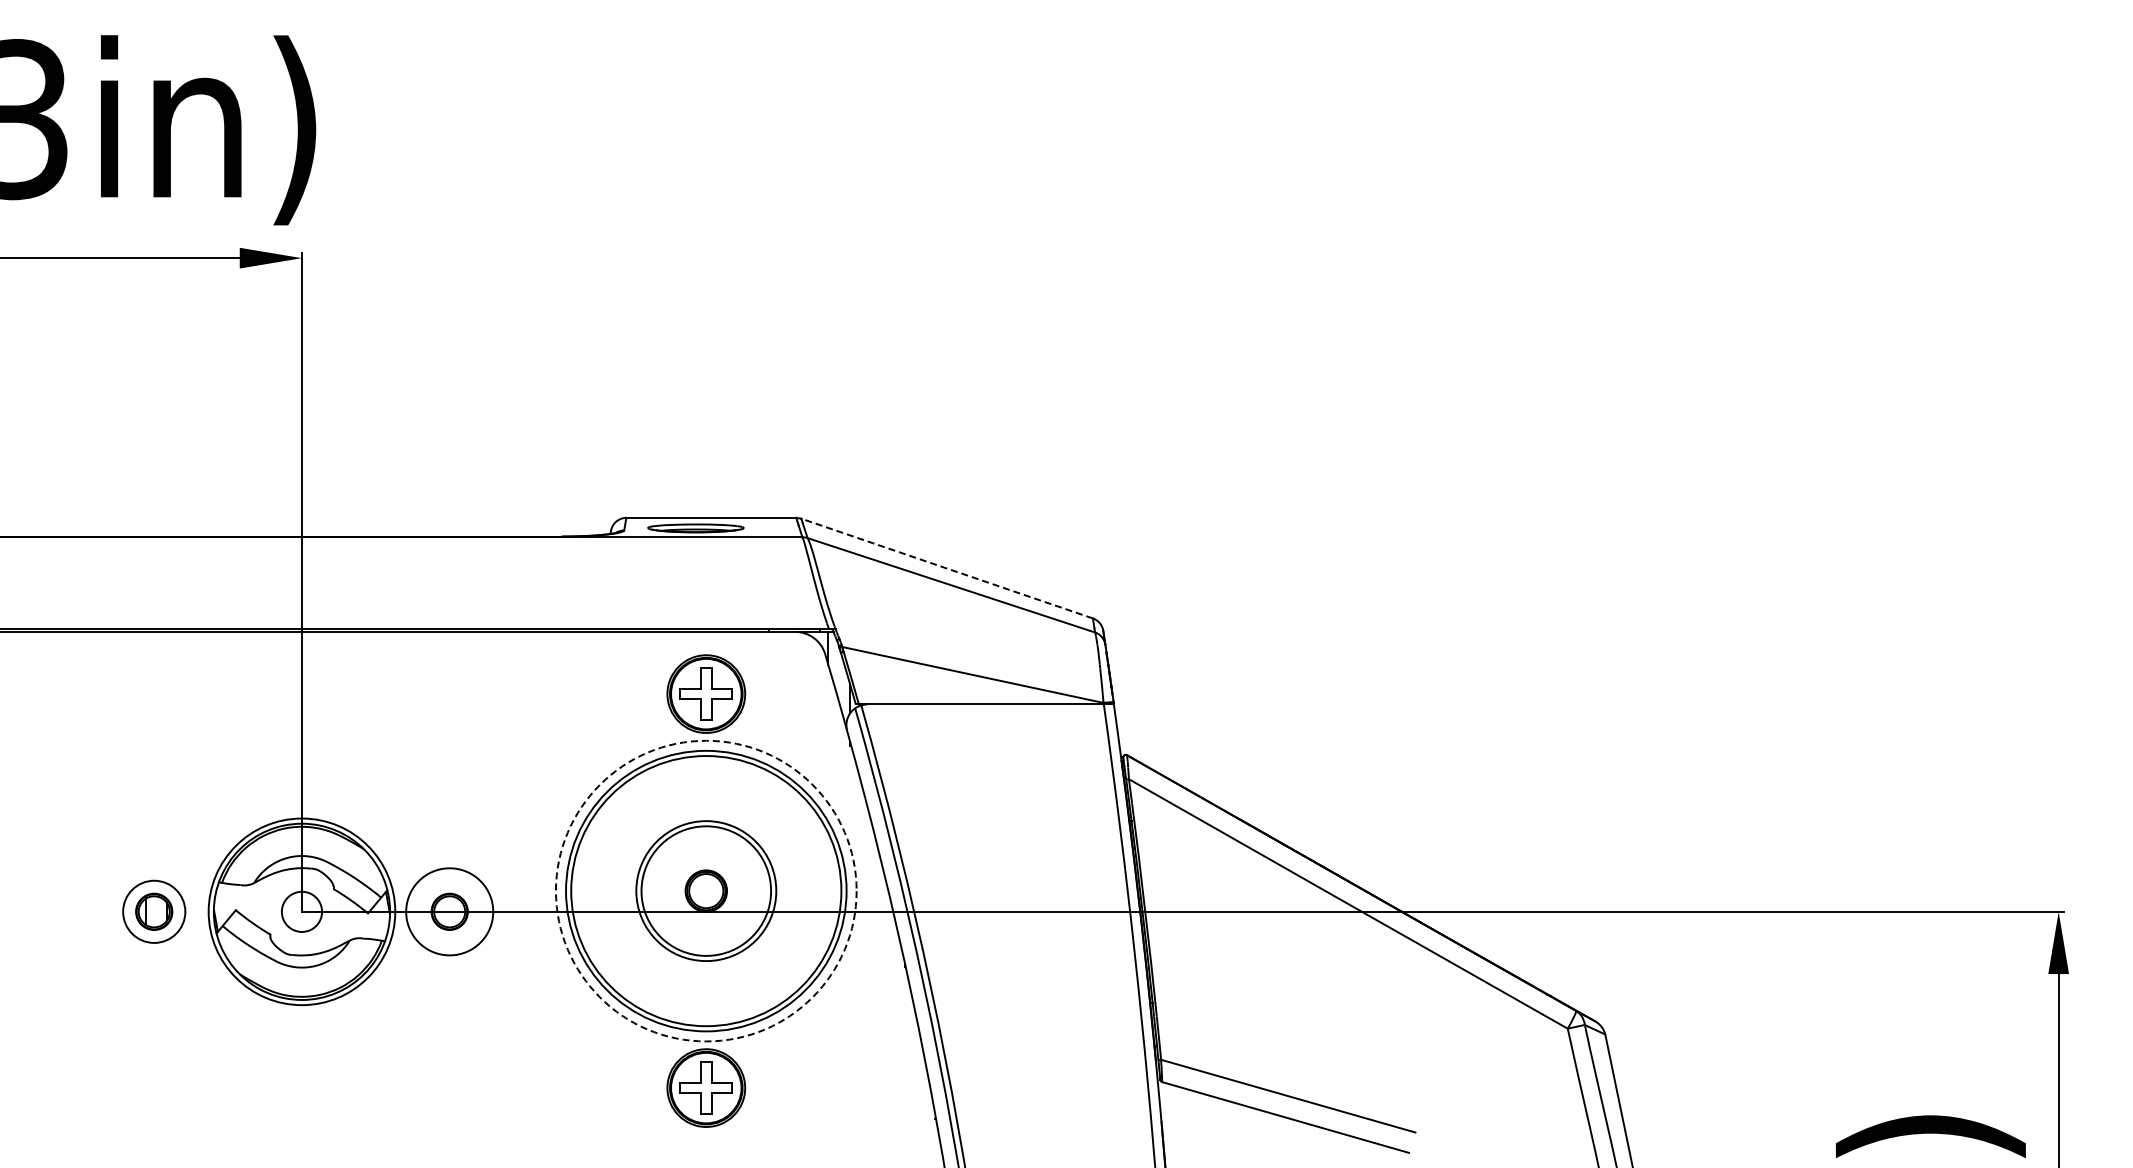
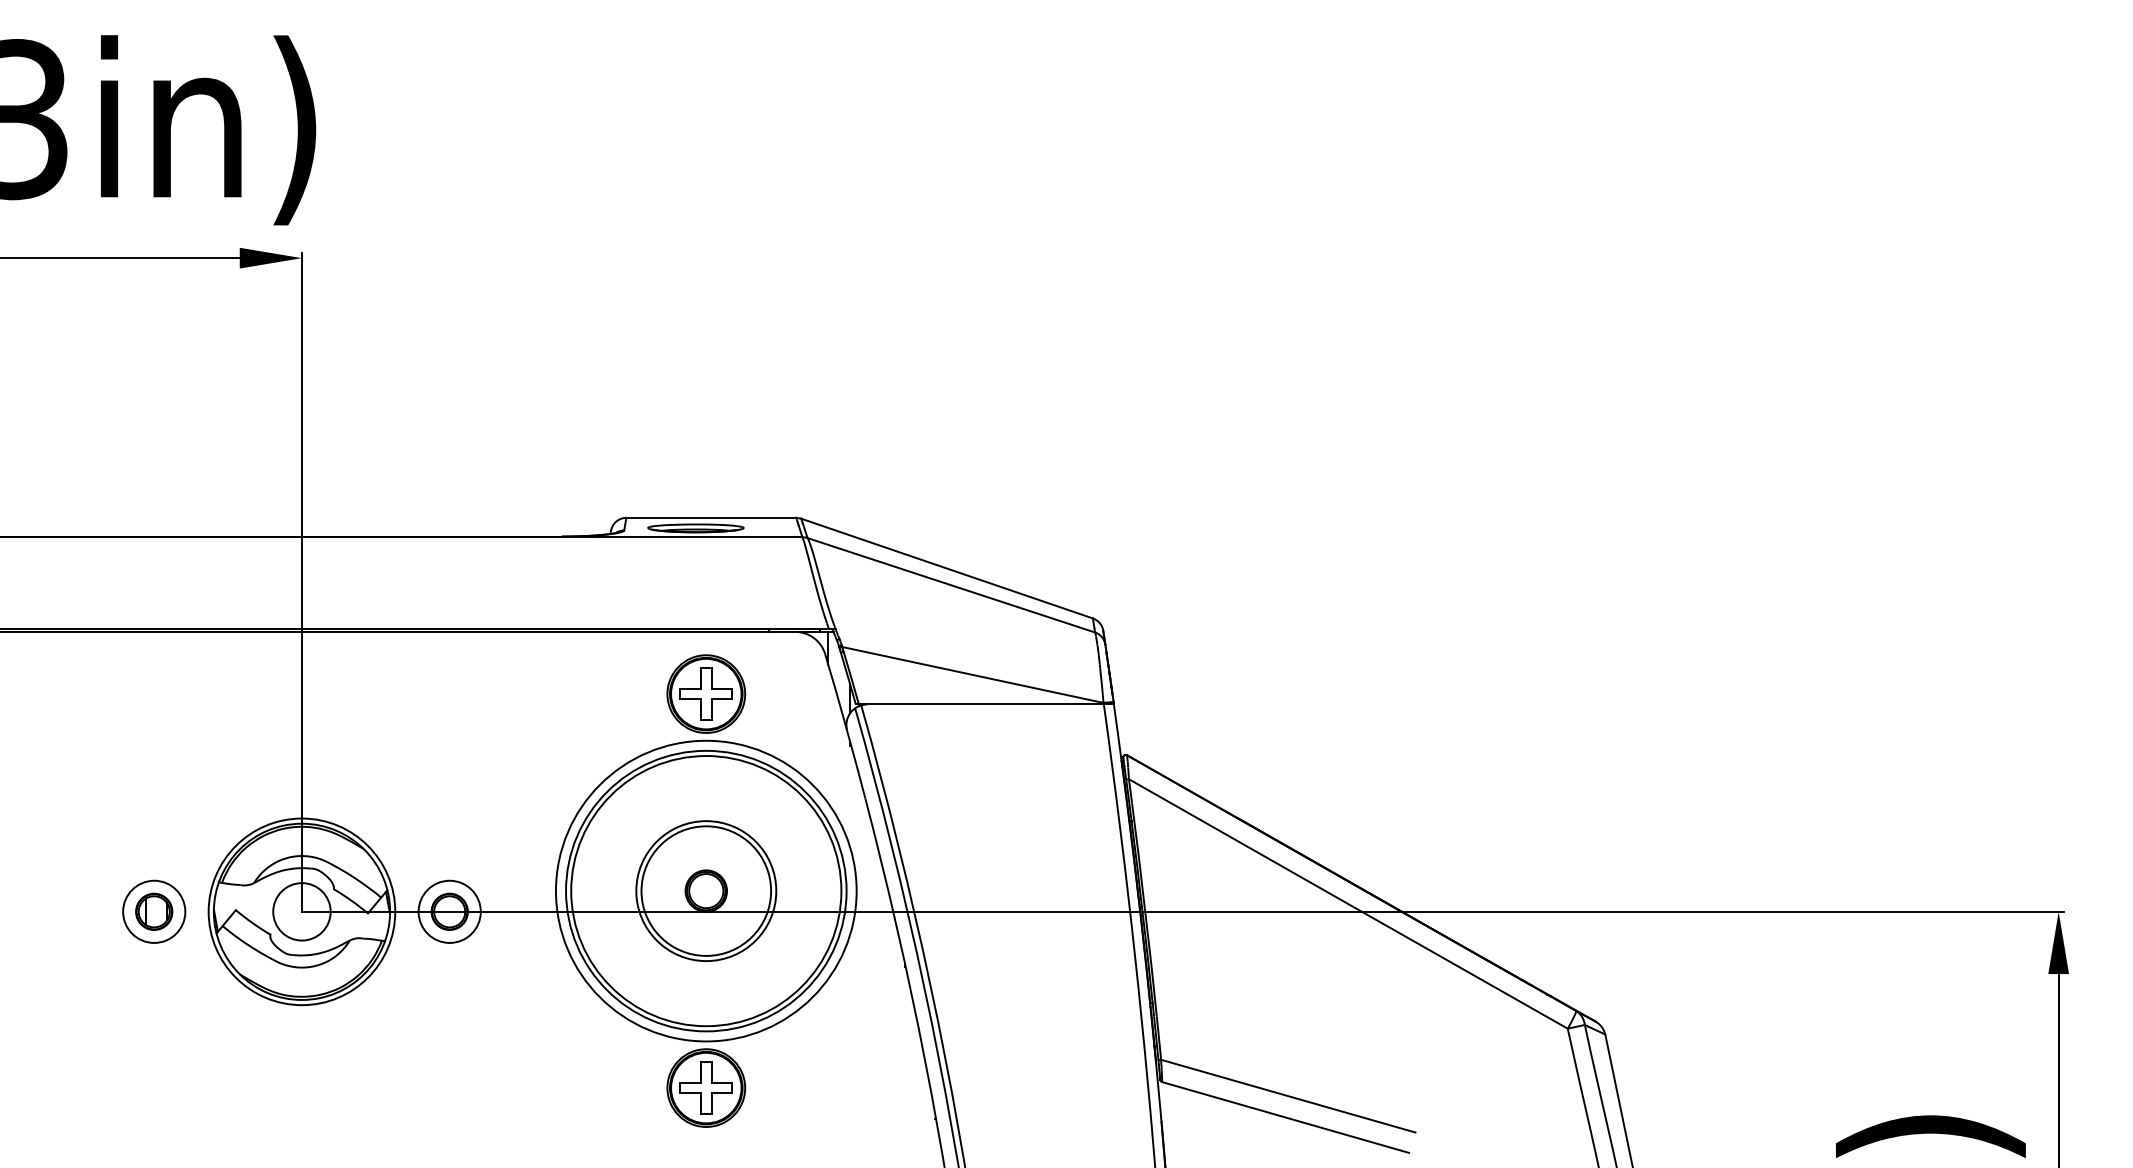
line: dashed -> solid (946, 568)
circle: dashed -> solid (705, 890)
circle diameter: 40 px -> 57 px (301, 911)
circle diameter: 87 px -> 62 px (449, 911)
